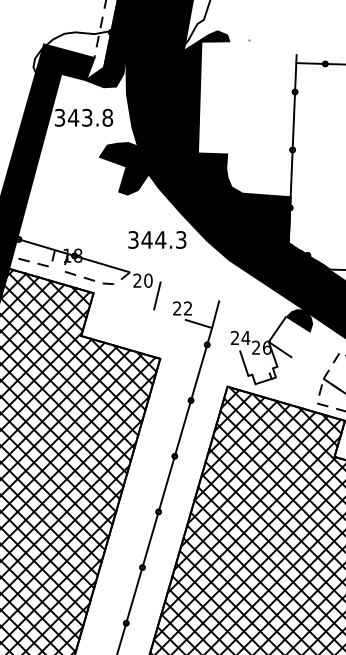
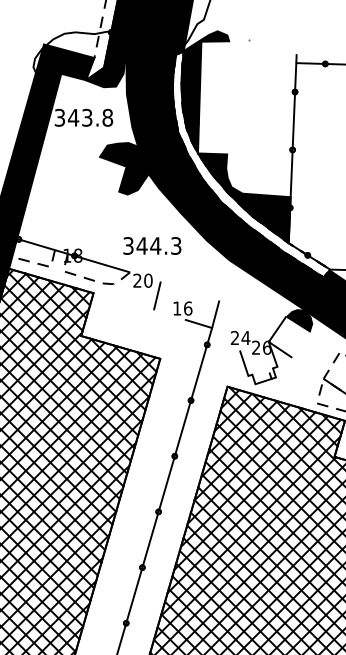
fill: present -> none (251, 164)
text position: (157, 239) -> (152, 245) (152, 245)
text: 22 -> 16 (182, 308)
